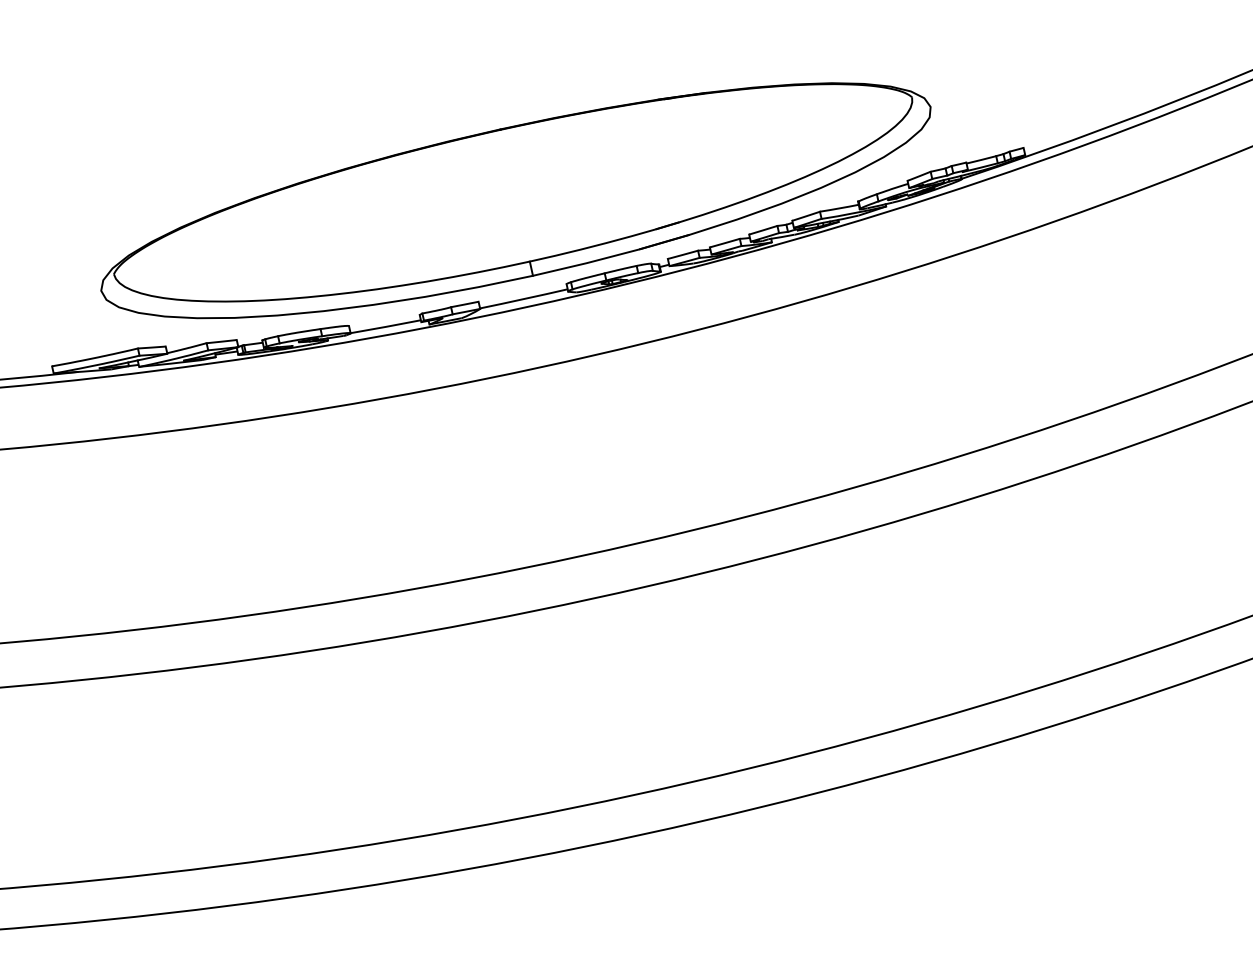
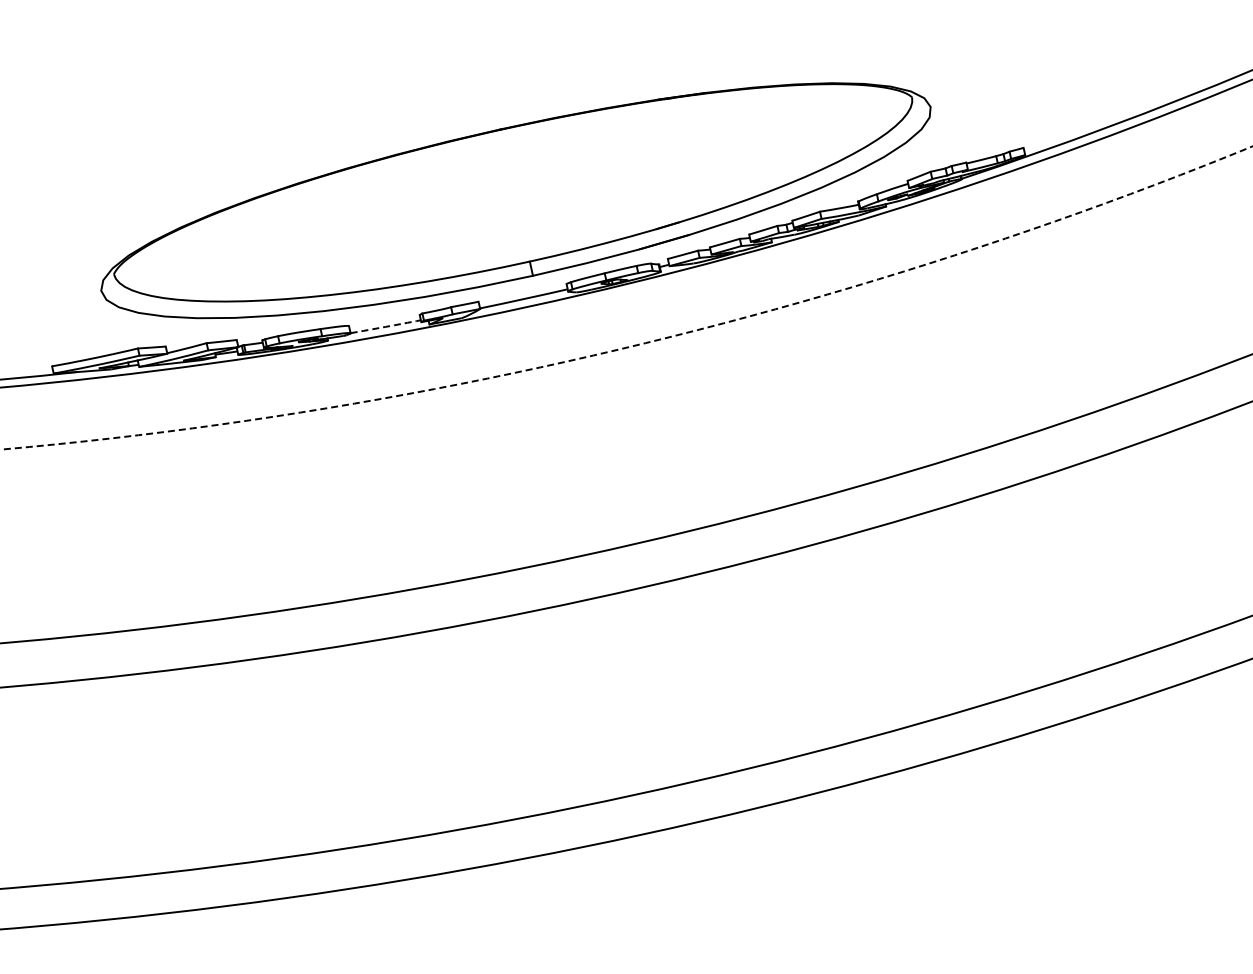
circle: solid -> dashed (626, 297)
arc: solid -> dashed (385, 326)
